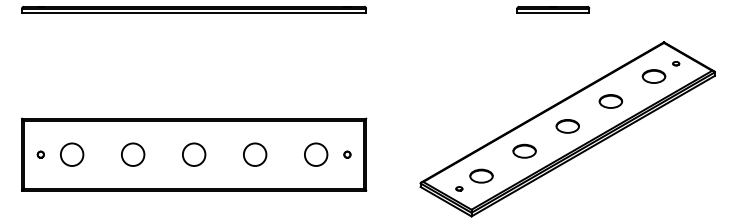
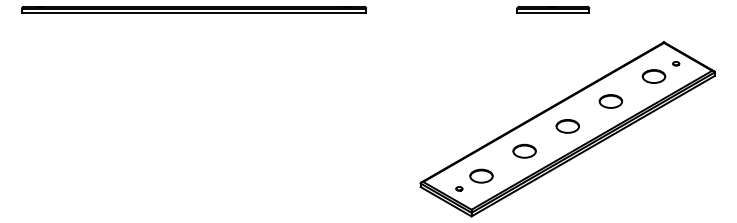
part: present -> none (194, 154)
